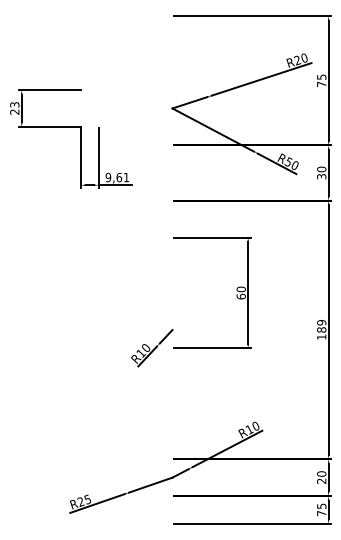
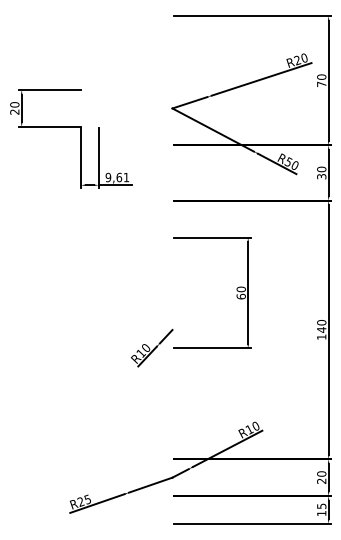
text: 75 -> 70 (321, 76)
text: 23 -> 20 (14, 104)
text: 189 -> 140 (321, 326)
text: 75 -> 15 (321, 513)
